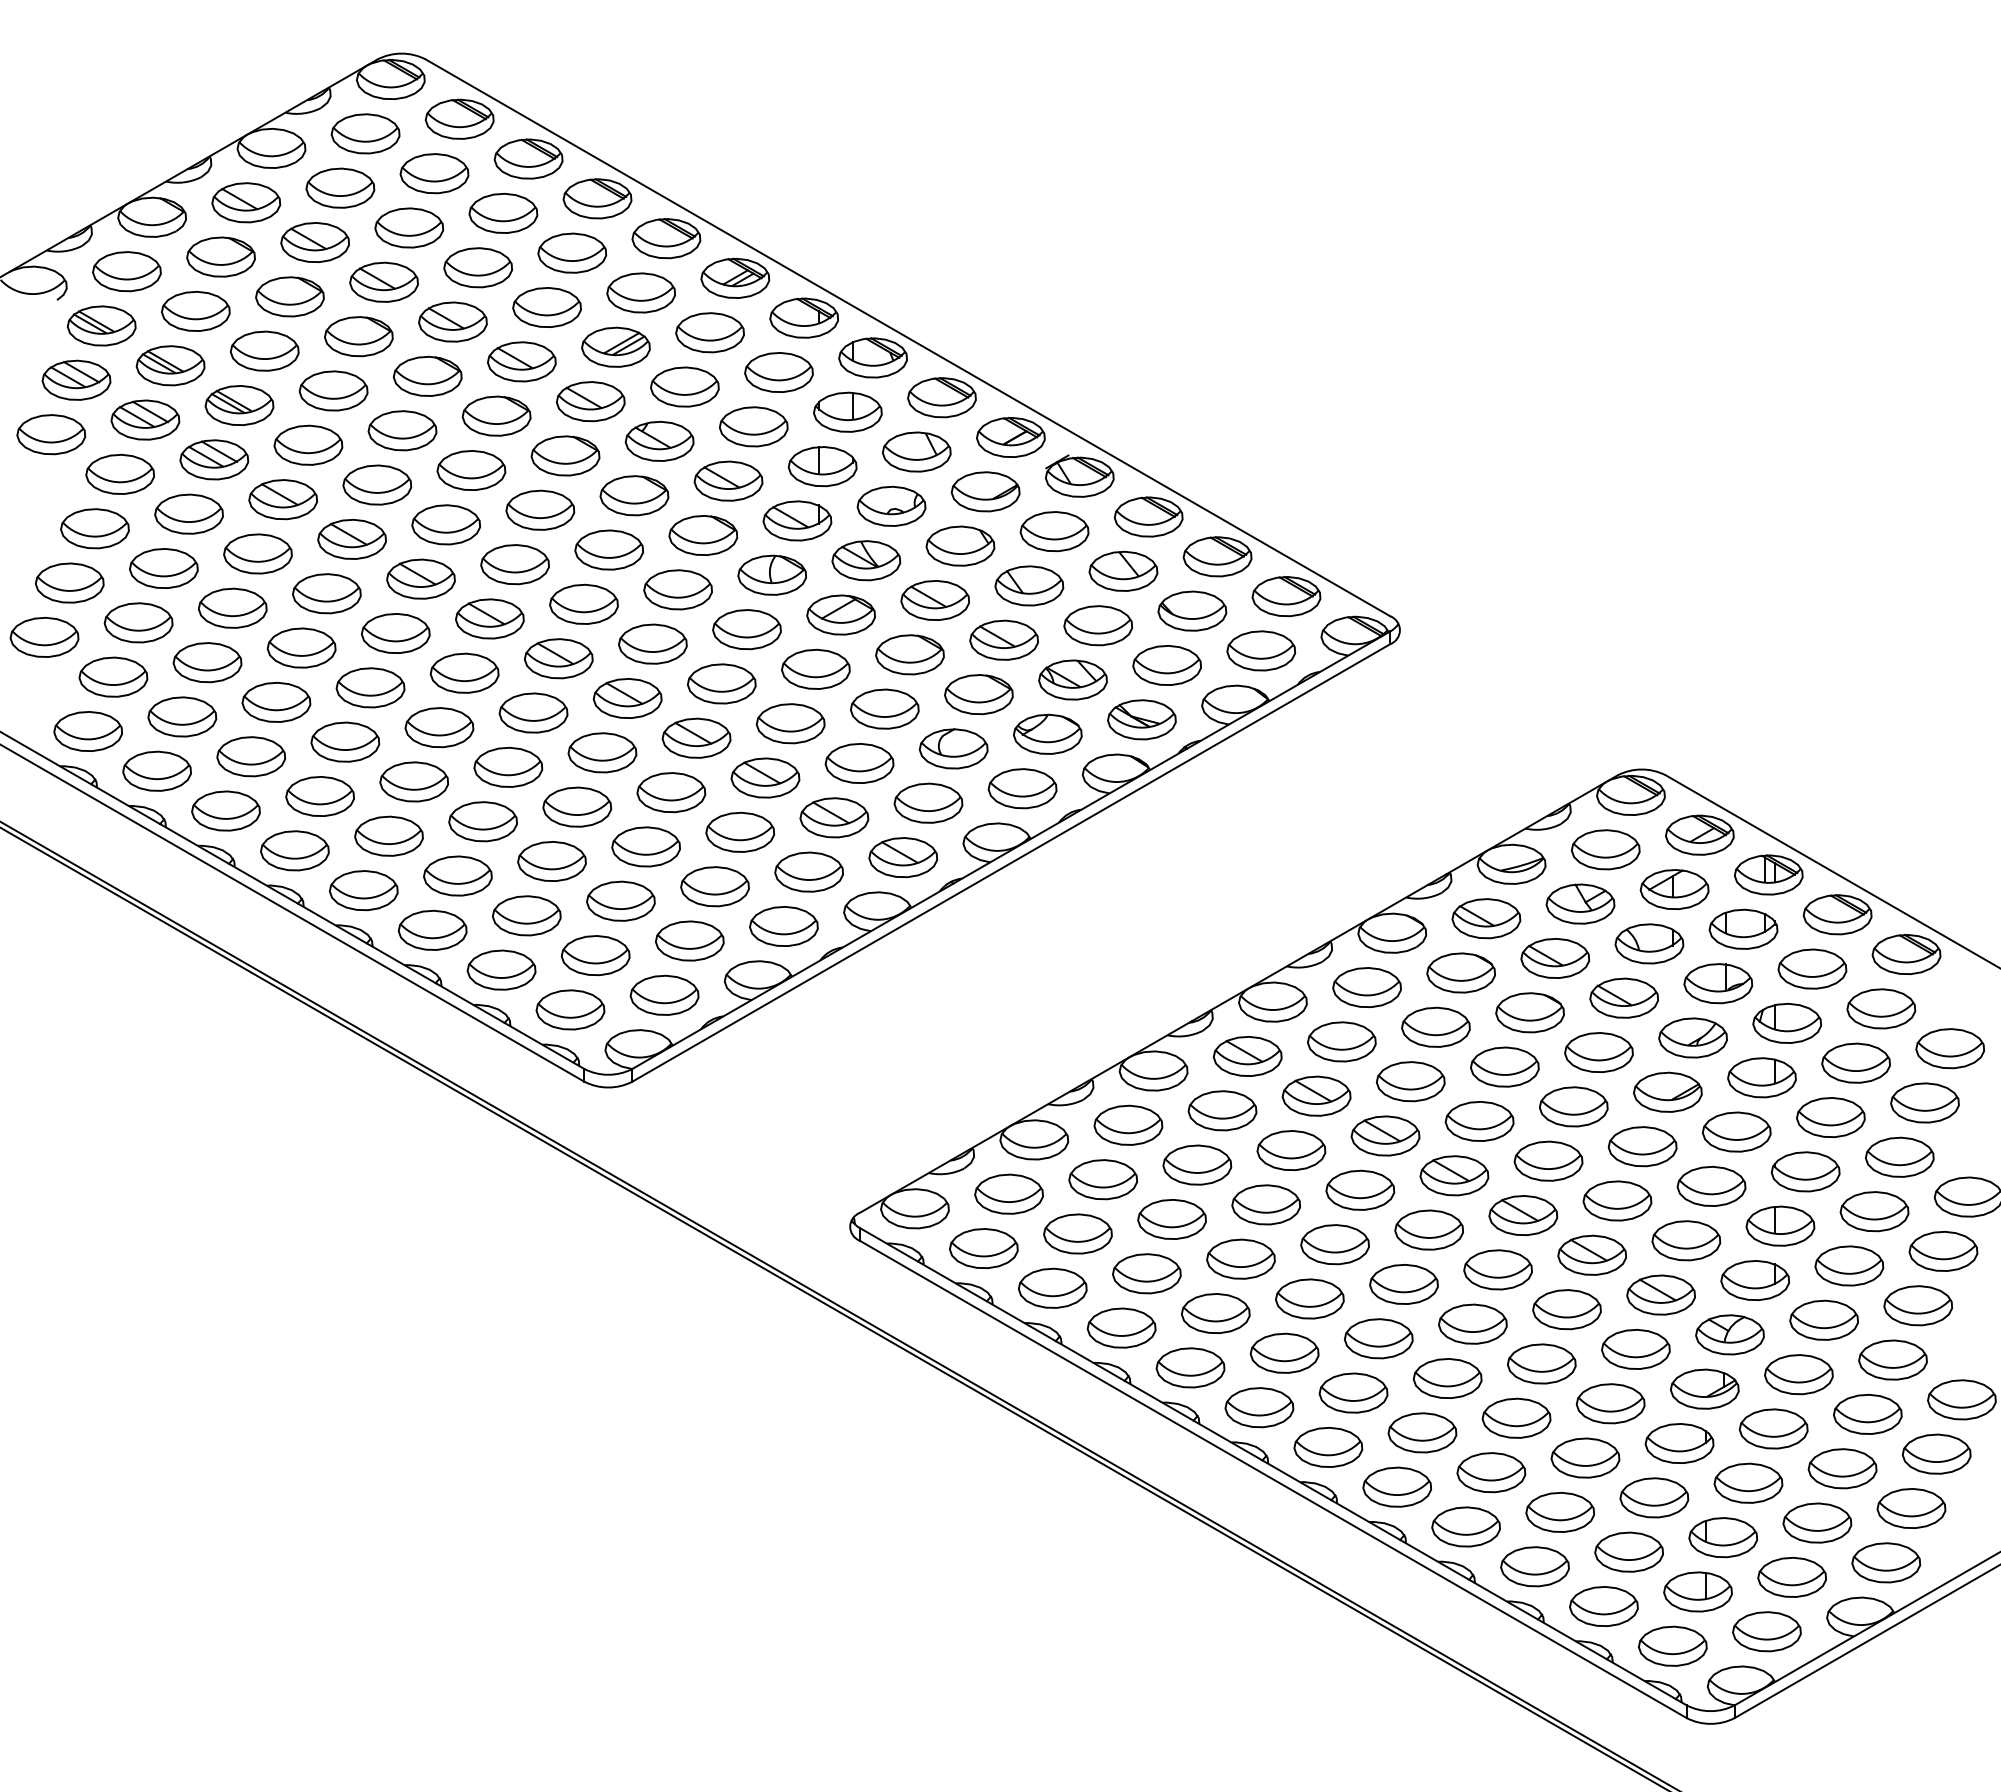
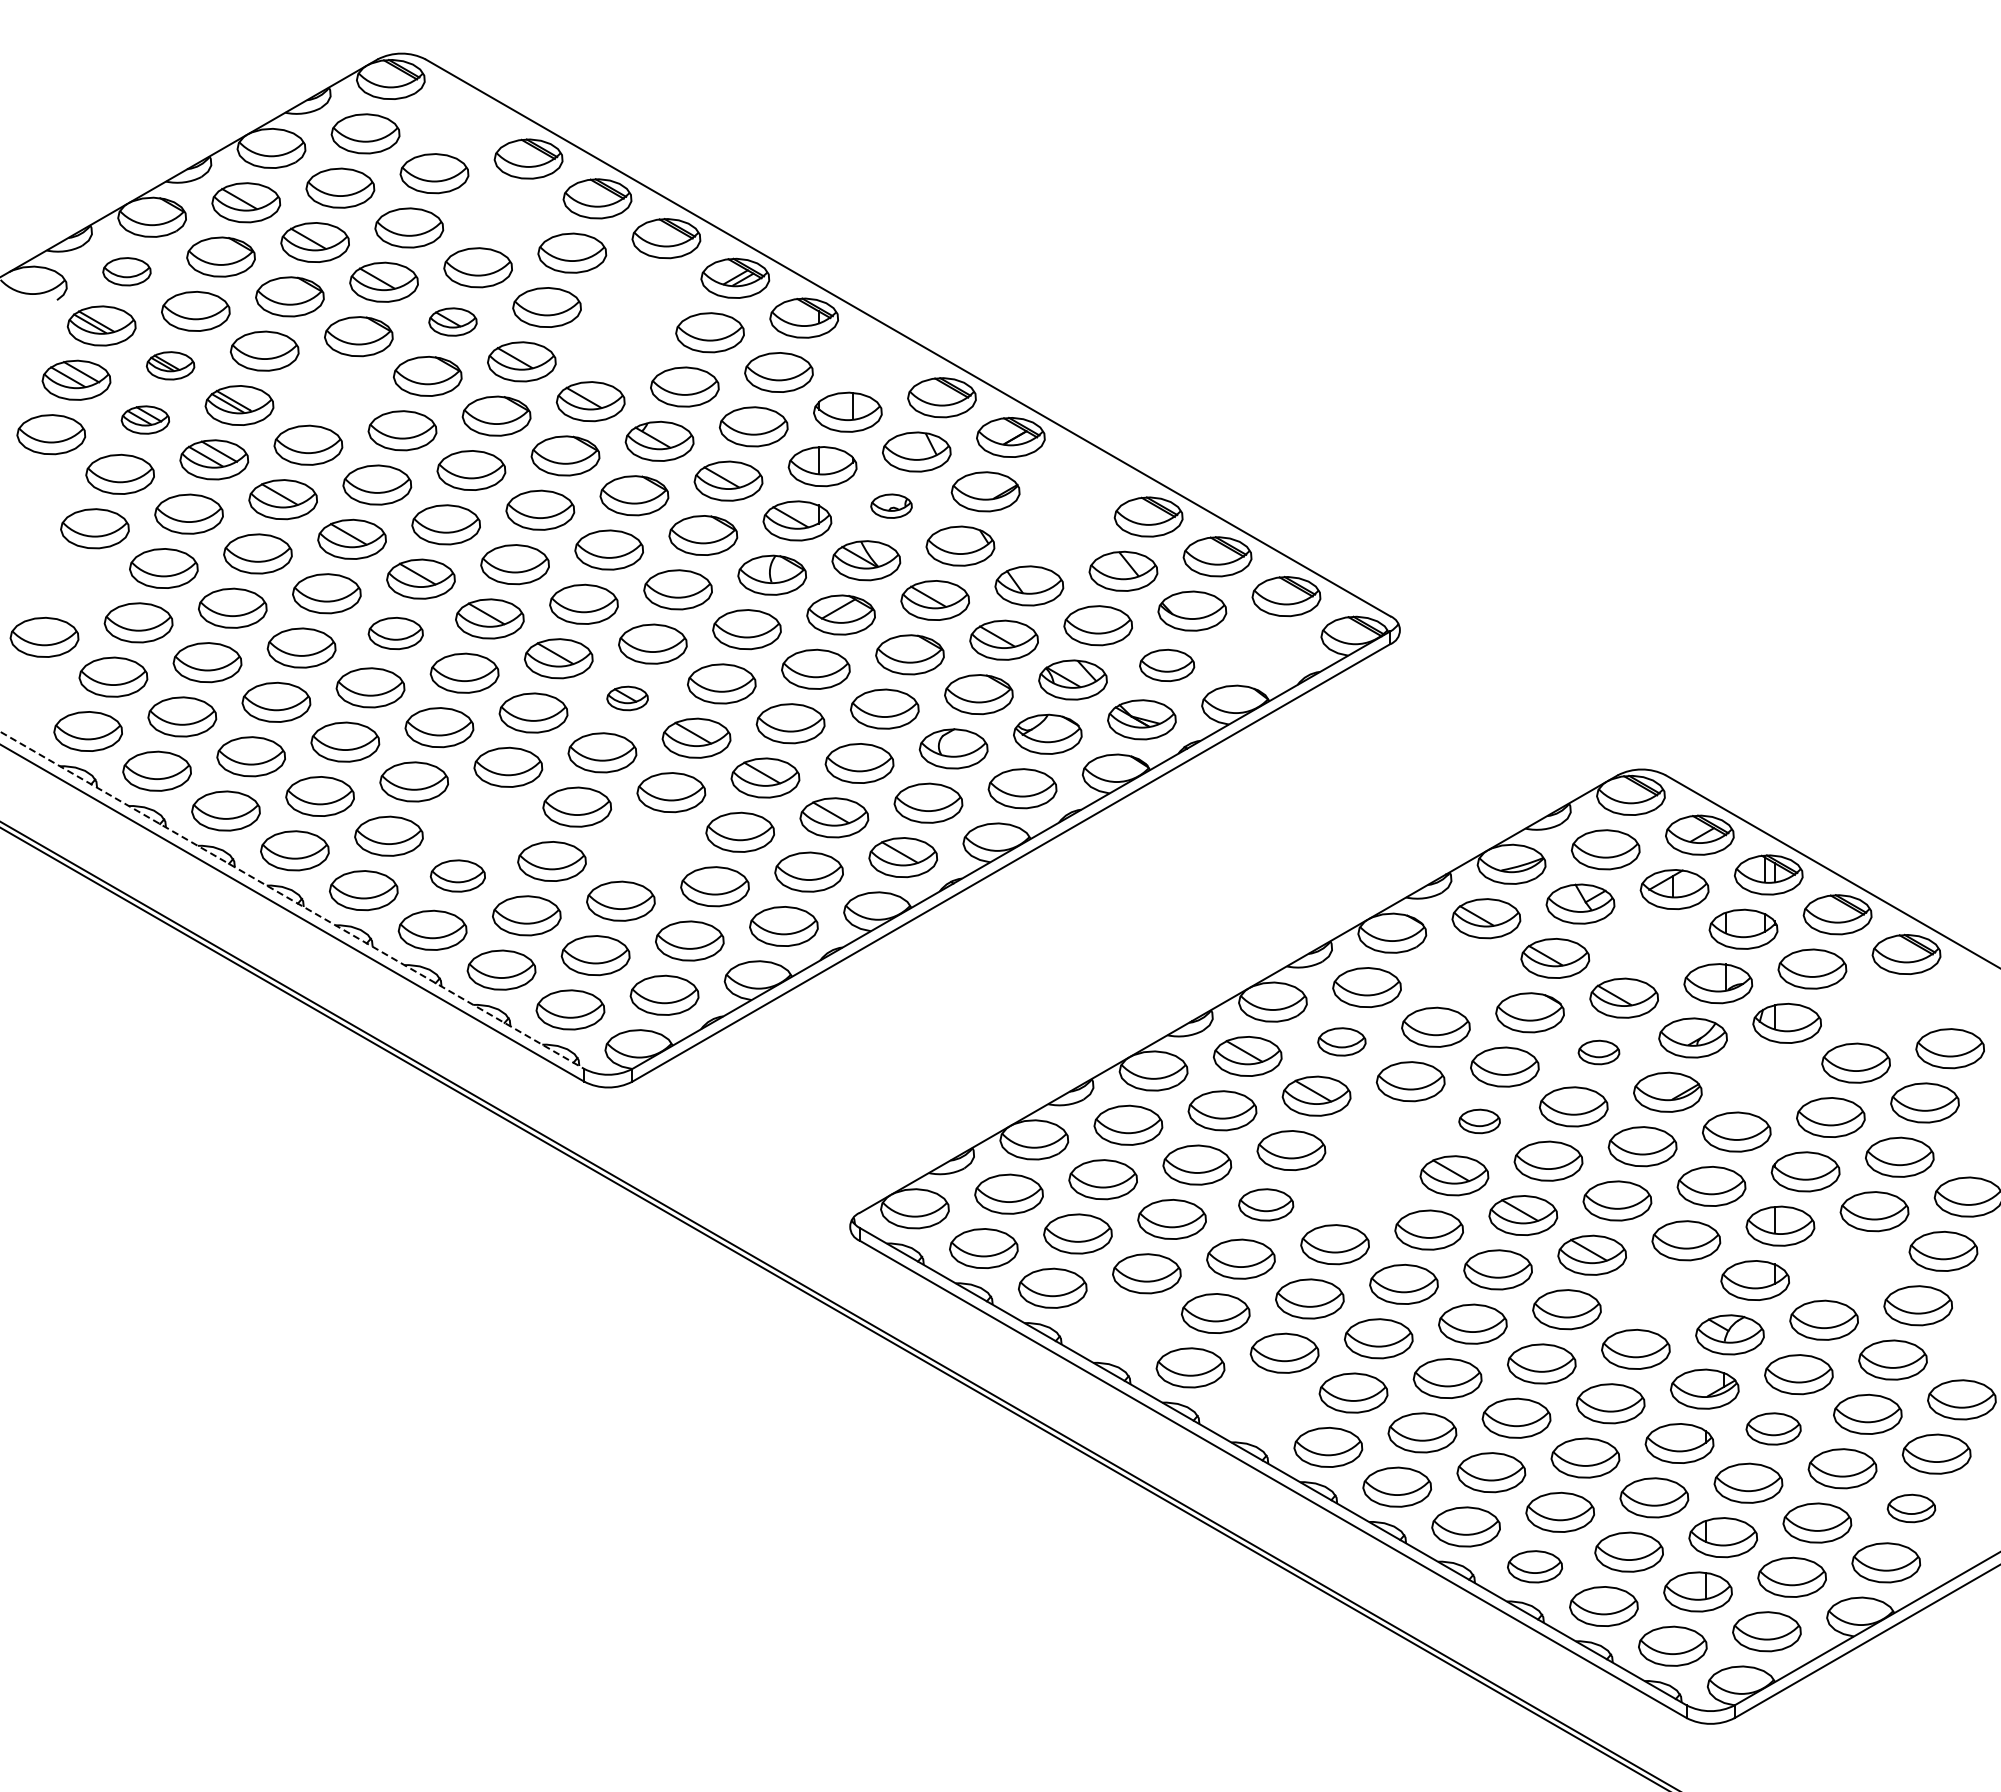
part: present -> none (459, 118)
part: present -> none (503, 212)
part size: 70x42 px -> 50x30 px (126, 271)
part: present -> none (640, 292)
part size: 70x42 px -> 50x30 px (452, 321)
part: present -> none (615, 346)
part: present -> none (872, 357)
part size: 71x42 px -> 50x30 px (170, 365)
part: present -> none (333, 390)
part size: 71x42 px -> 51x30 px (145, 419)
part: present -> none (1079, 475)
part size: 71x42 px -> 43x26 px (891, 505)
part: present -> none (1054, 531)
part: present -> none (69, 582)
part size: 70x41 px -> 57x33 px (395, 633)
part: present -> none (1261, 650)
part size: 70x41 px -> 57x34 px (1167, 664)
part size: 71x41 px -> 43x27 px (627, 698)
part: present -> none (482, 821)
part: present -> none (645, 846)
part size: 70x42 px -> 57x34 px (457, 875)
line: solid -> dashed (292, 900)
part: present -> none (1649, 943)
part: present -> none (1460, 972)
part: present -> none (1881, 1008)
part size: 70x42 px -> 50x30 px (1341, 1041)
part size: 70x41 px -> 44x27 px (1598, 1052)
part: present -> none (1761, 1077)
part size: 71x41 px -> 43x27 px (1479, 1121)
part: present -> none (1385, 1135)
part: present -> none (1360, 1189)
part size: 70x42 px -> 57x34 px (1266, 1204)
part: present -> none (1849, 1265)
part: present -> none (1660, 1294)
part: present -> none (1121, 1327)
part: present -> none (1259, 1407)
part size: 71x42 px -> 57x34 px (1773, 1428)
part size: 71x41 px -> 51x31 px (1911, 1508)
part size: 70x42 px -> 57x34 px (1535, 1566)
